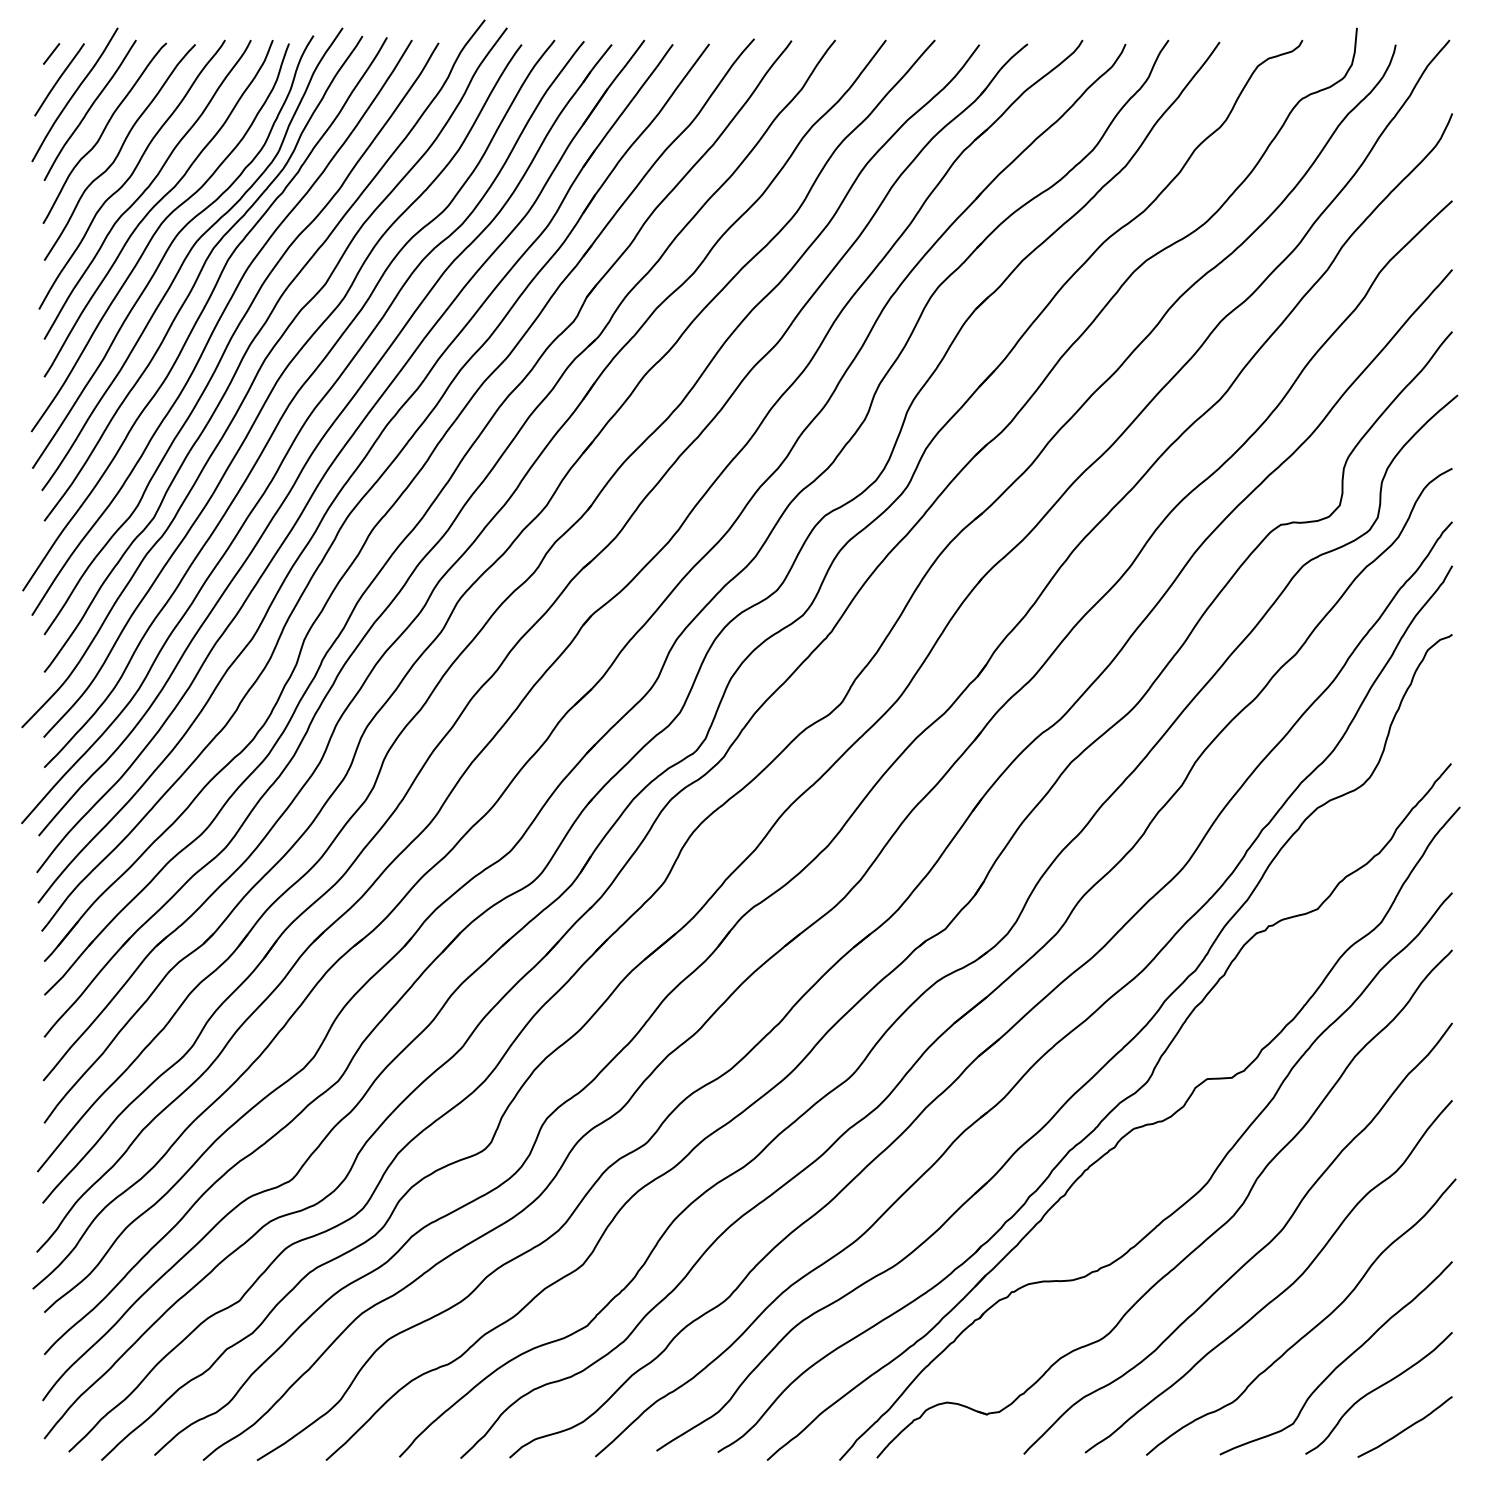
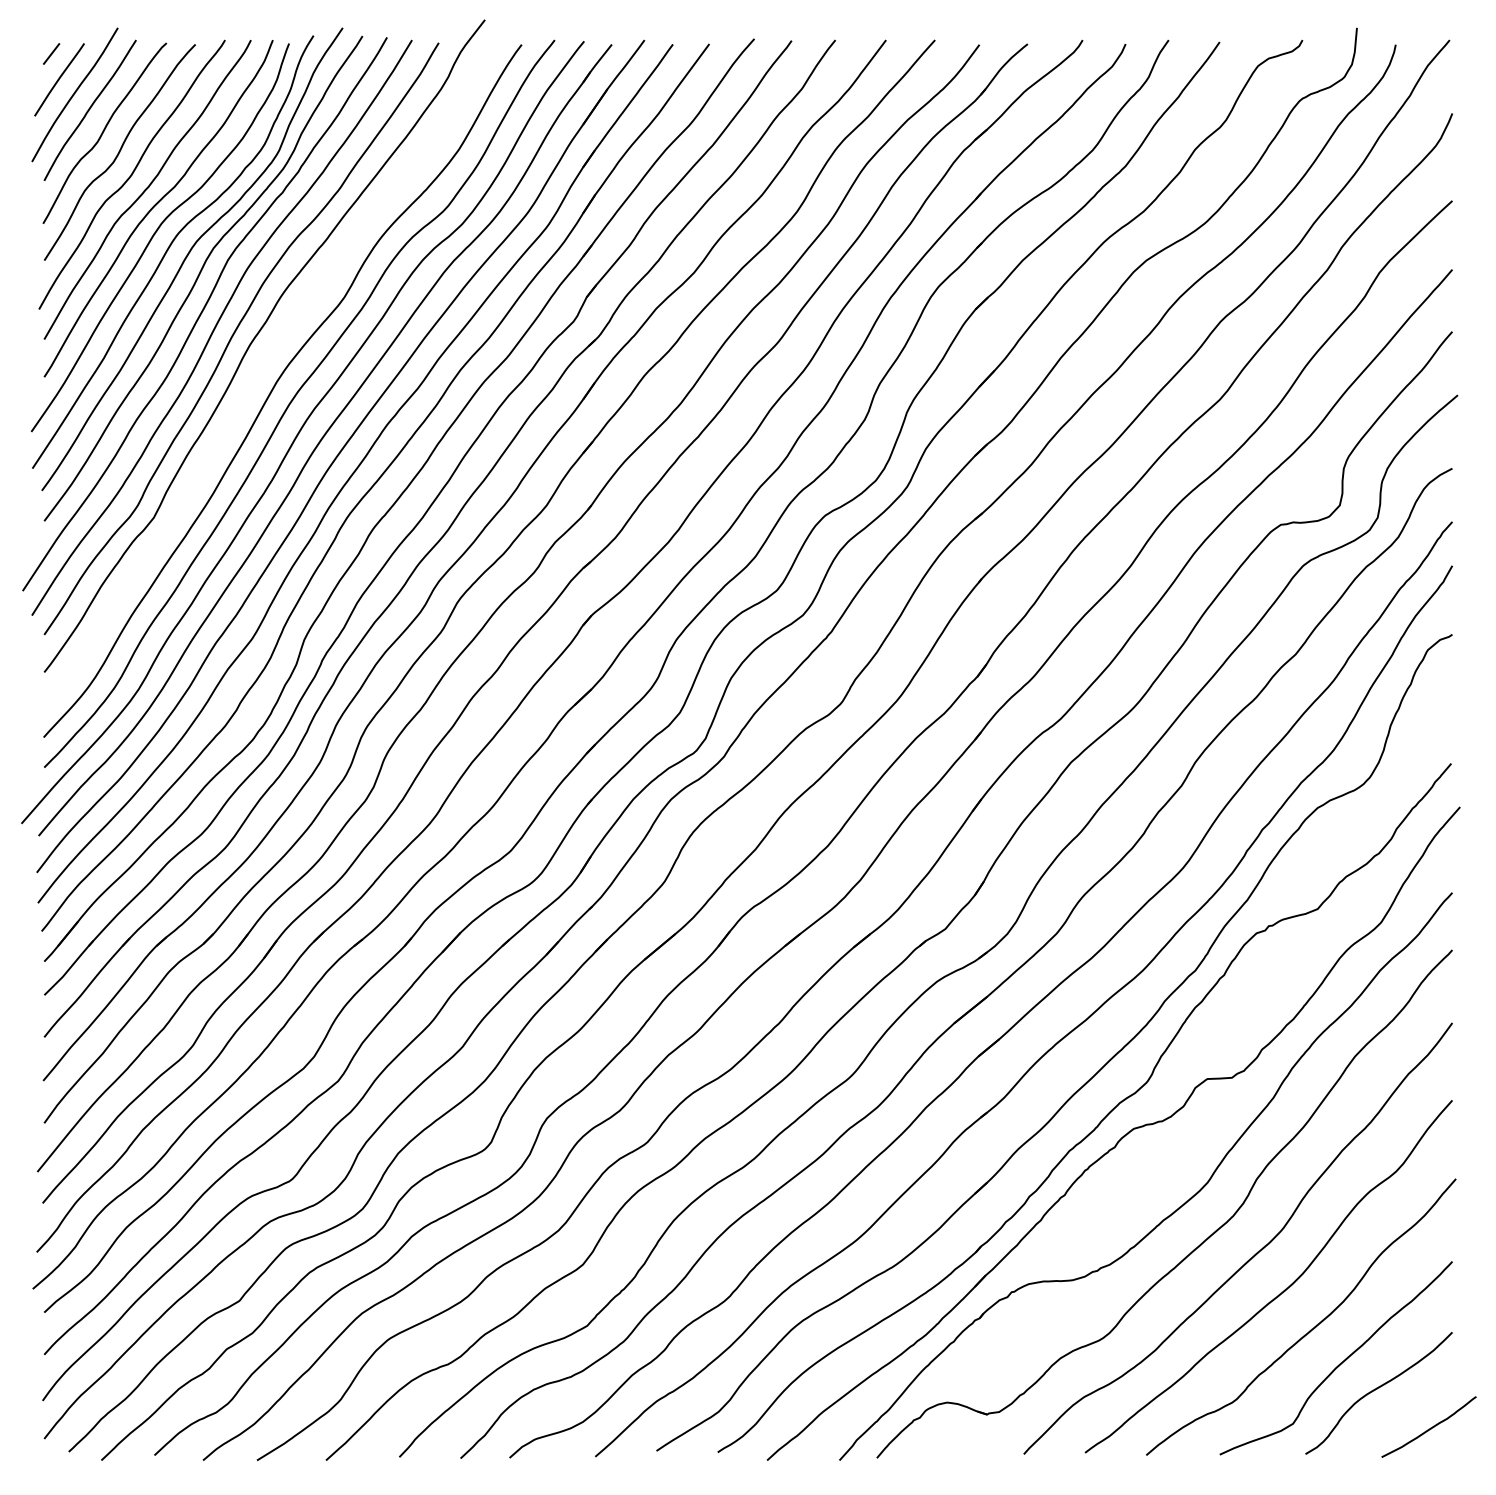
curve: present -> none (258, 373)
curve position: (1406, 1427) -> (1430, 1427) (1430, 1427)
